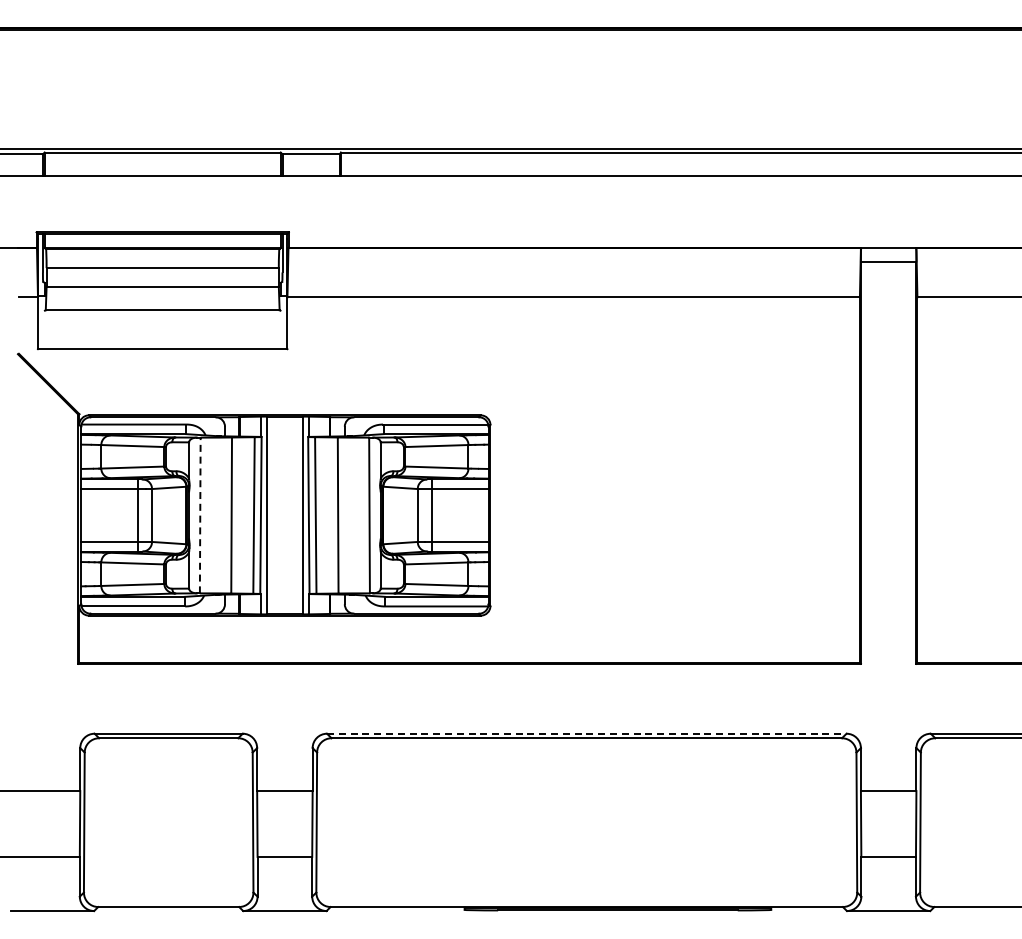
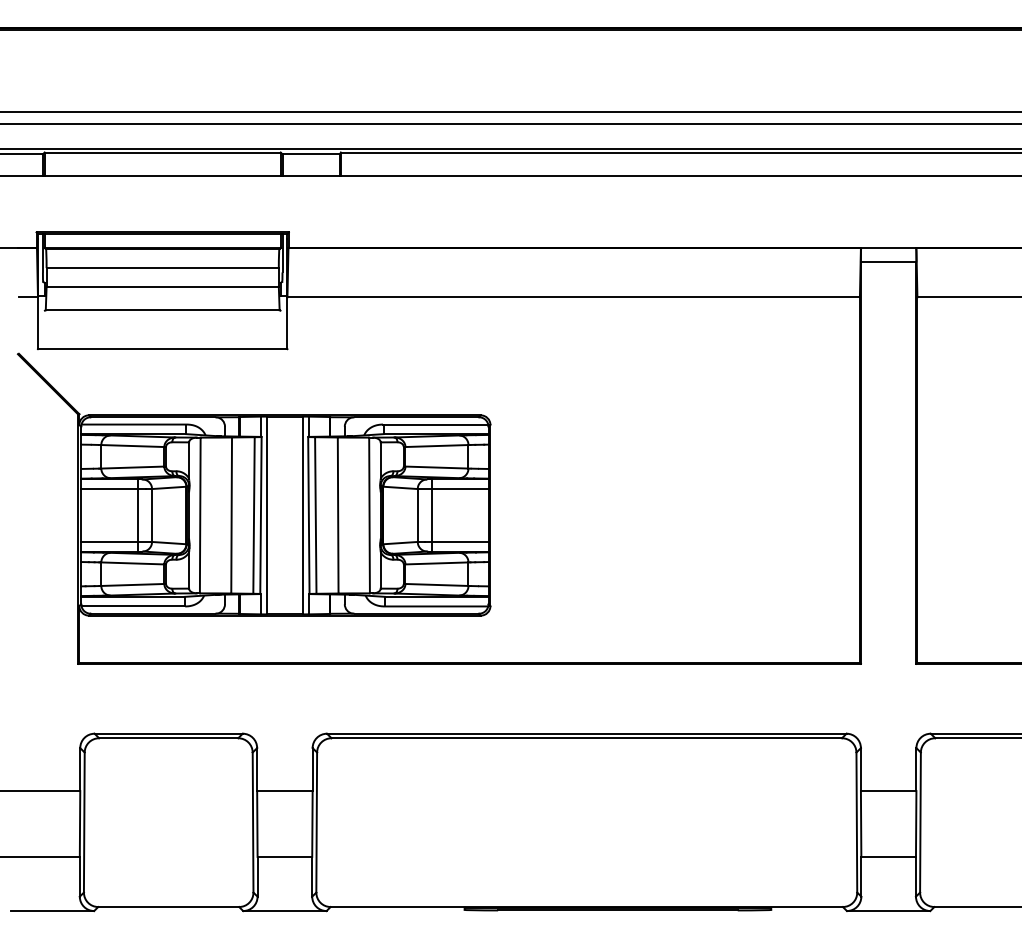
line: none -> present (510, 111)
line: none -> present (510, 124)
line: dashed -> solid (200, 515)
line: dashed -> solid (586, 733)
